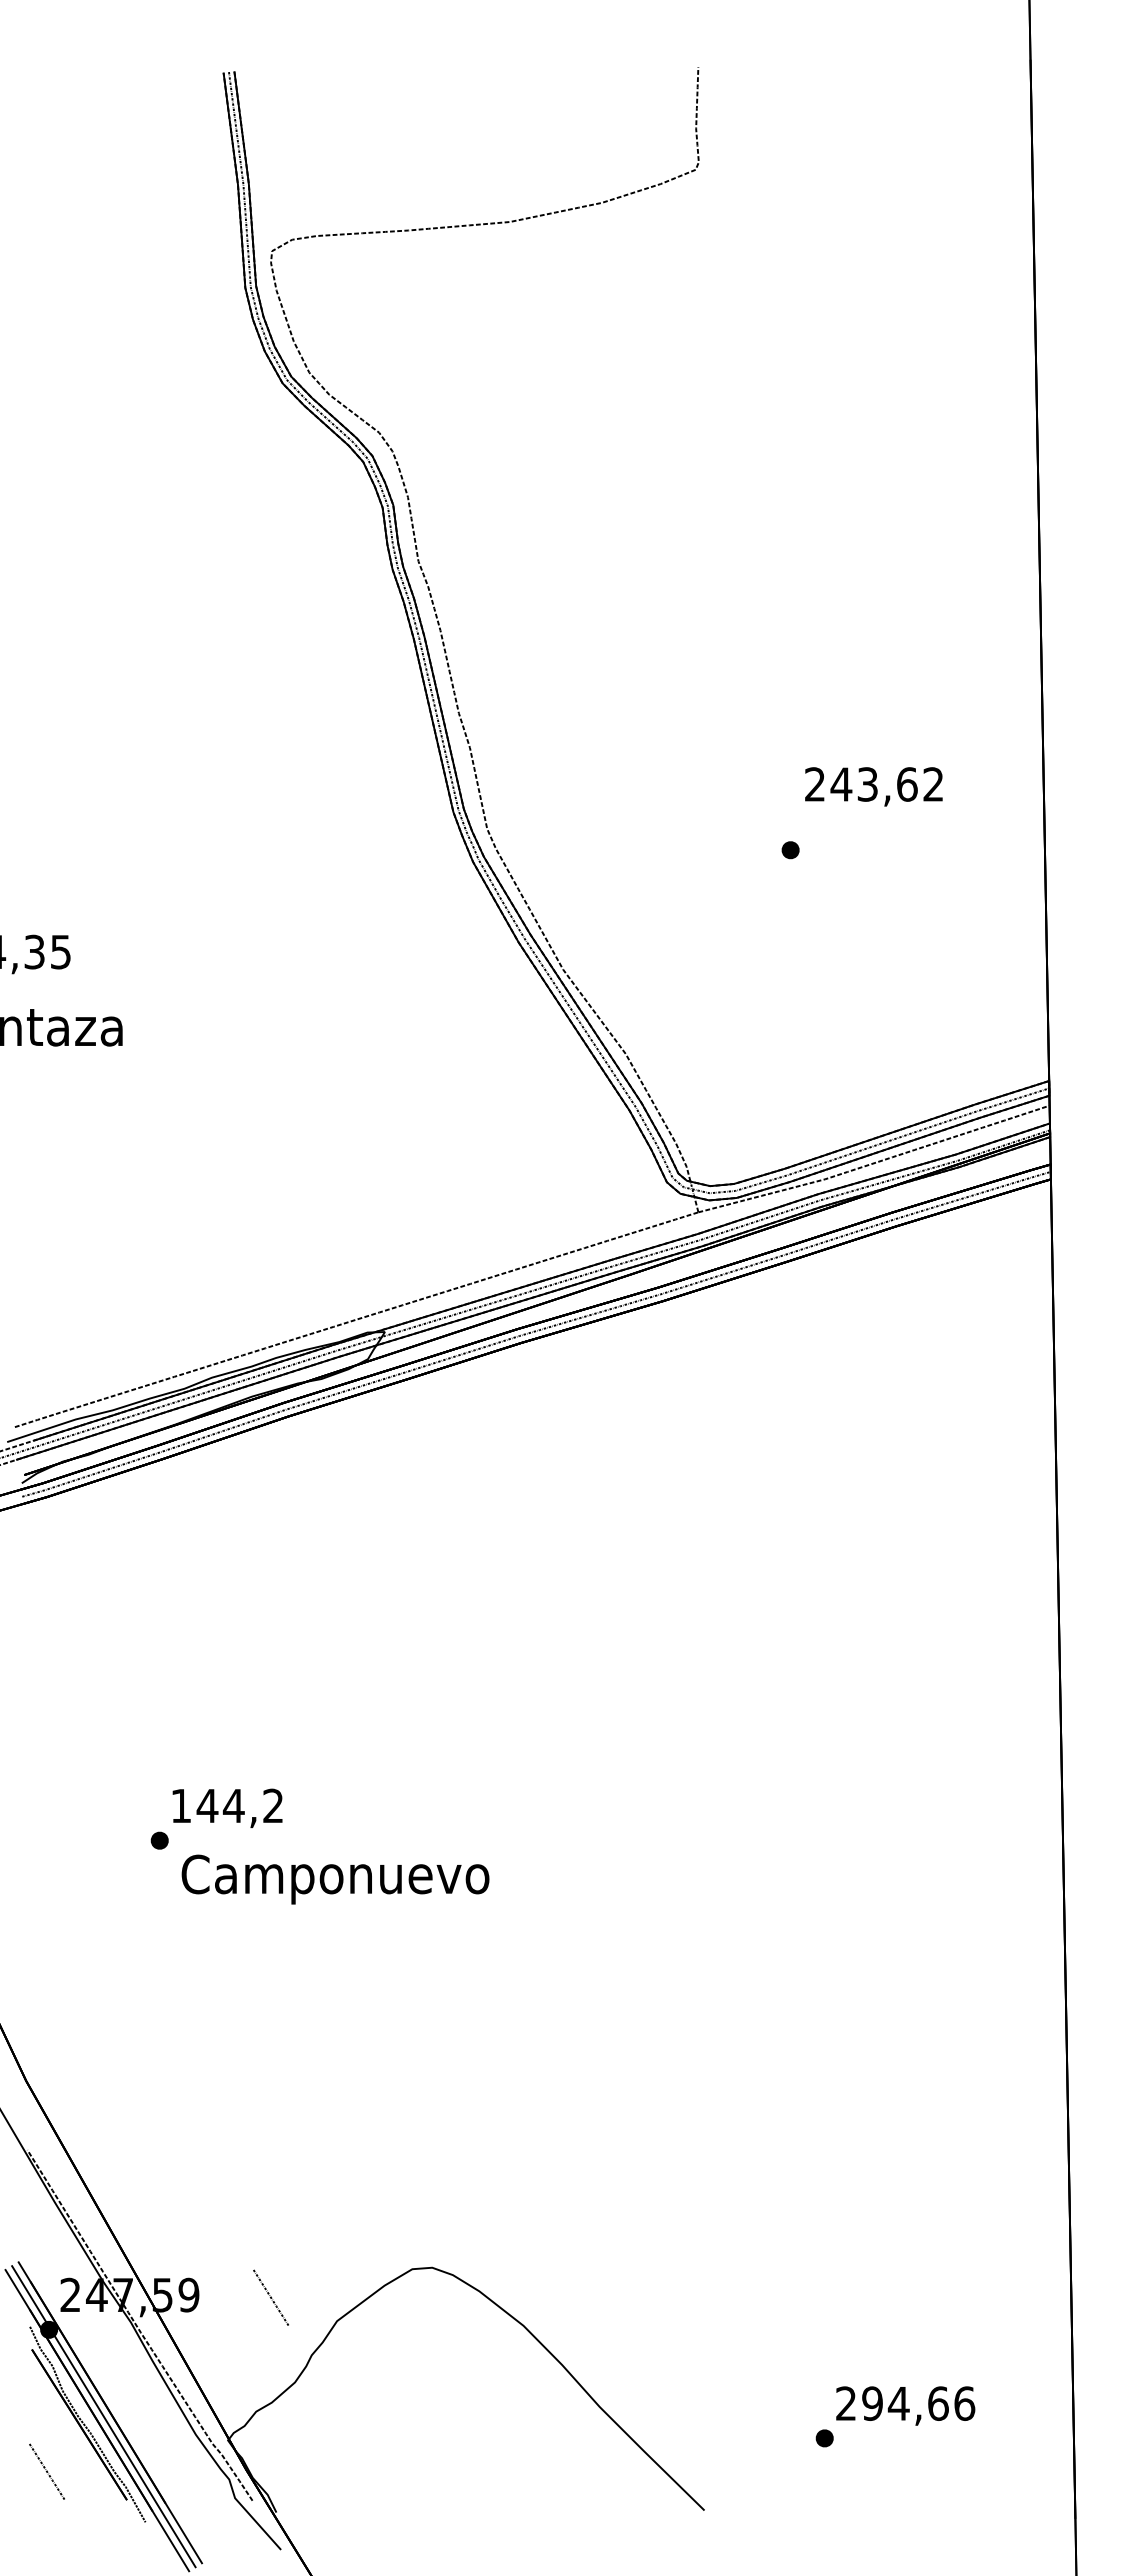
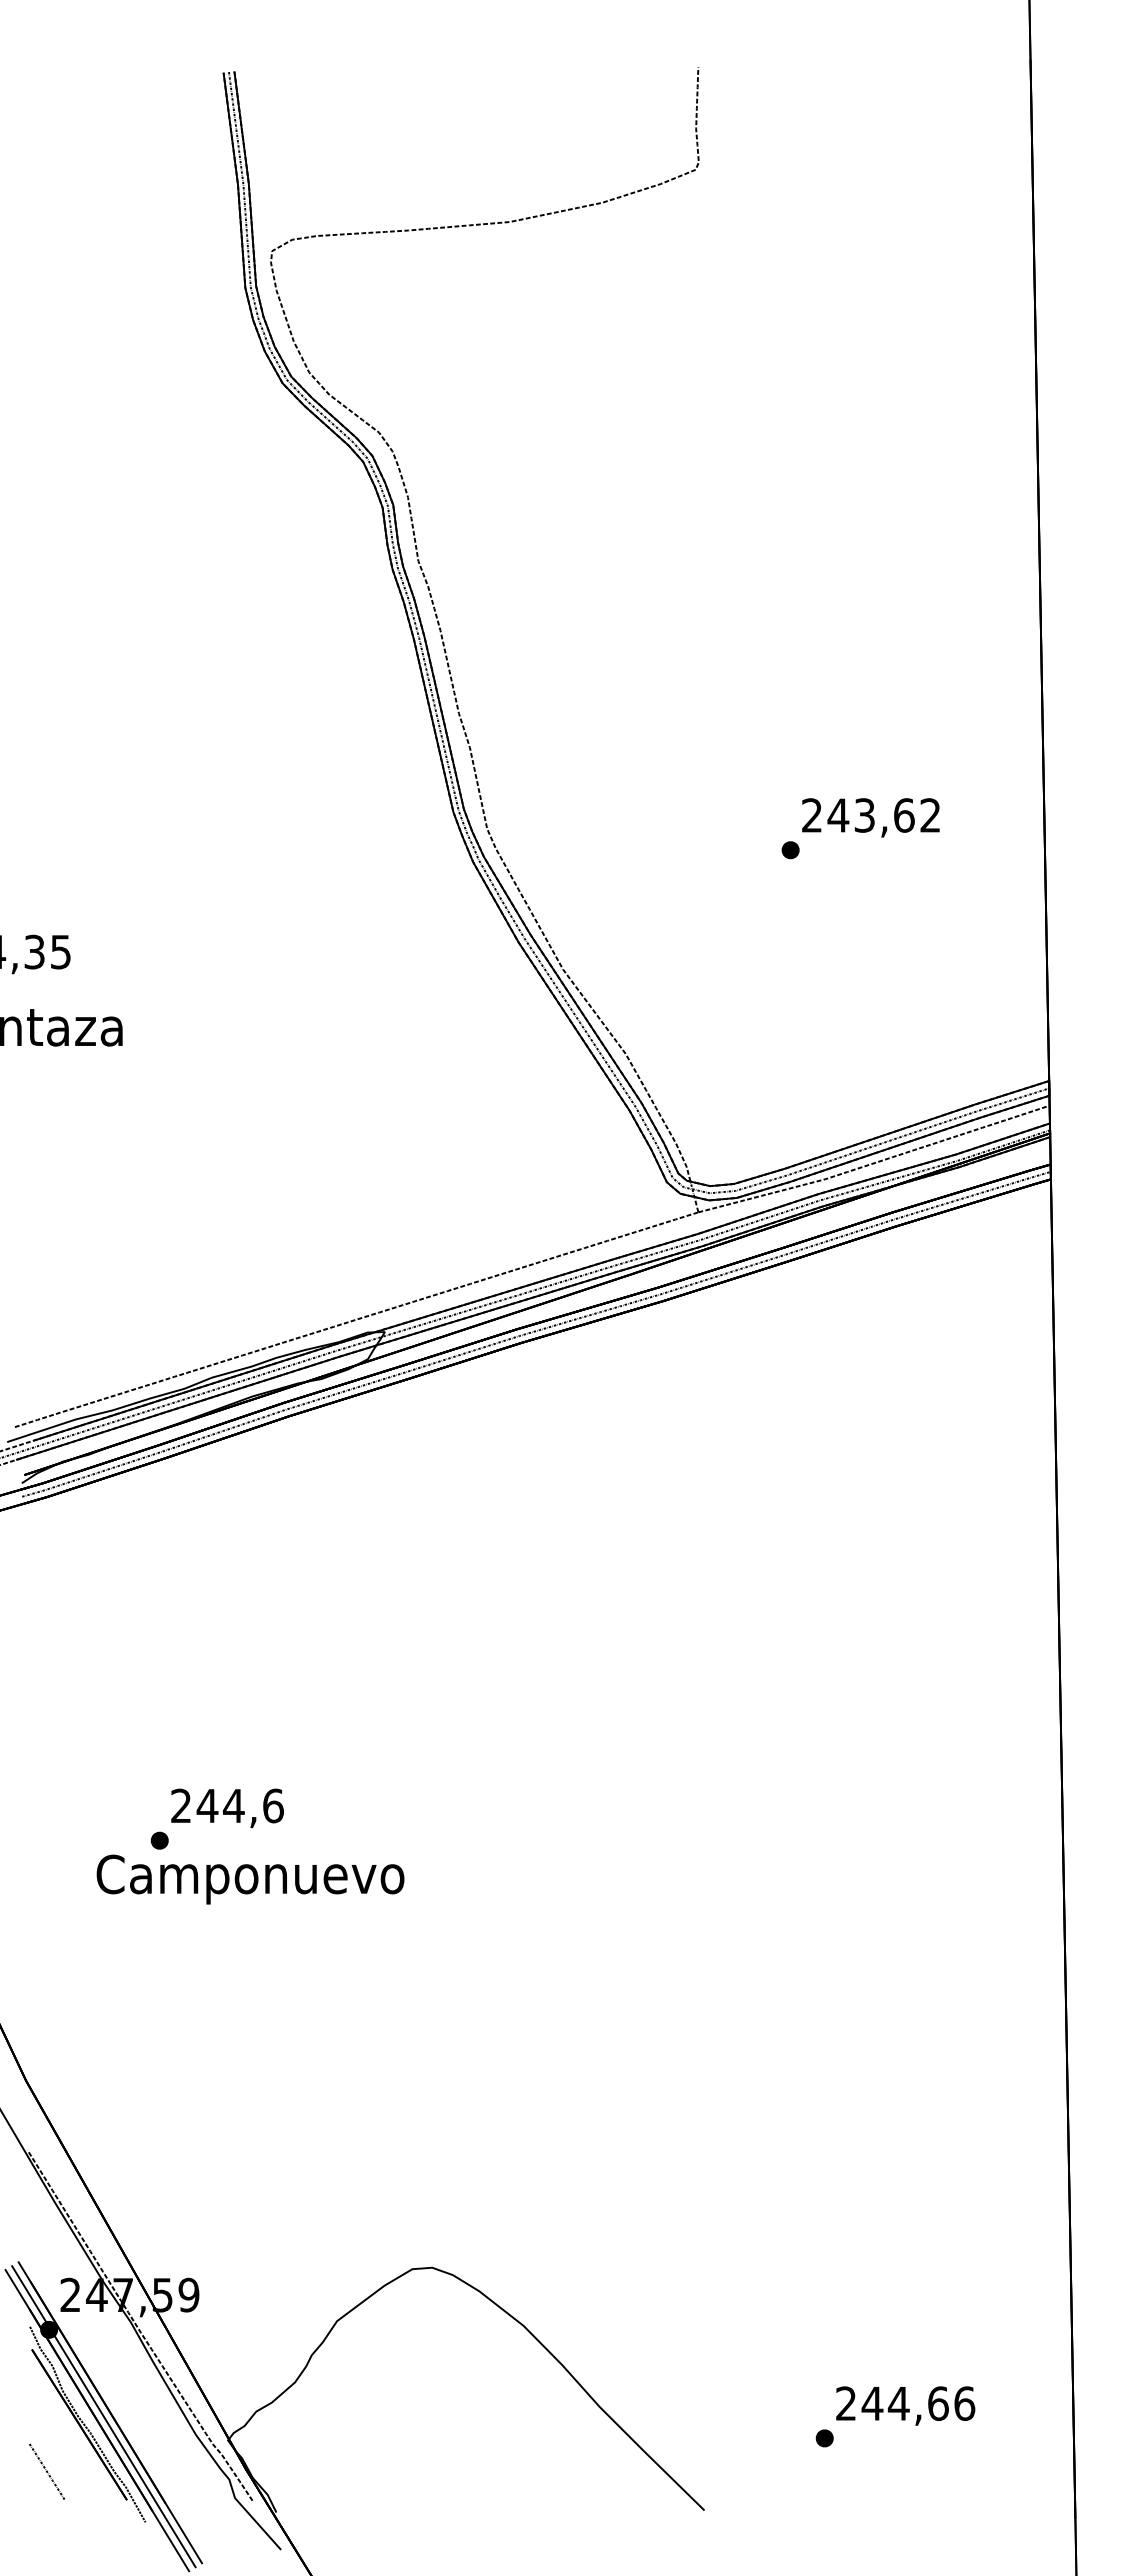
text position: (873, 786) -> (870, 817) (870, 817)
text: 144,2 -> 244,6 (227, 1805)
text position: (335, 1879) -> (250, 1879) (250, 1879)
line: present -> none (270, 2297)
text: 294,66 -> 244,66 (872, 2403)
